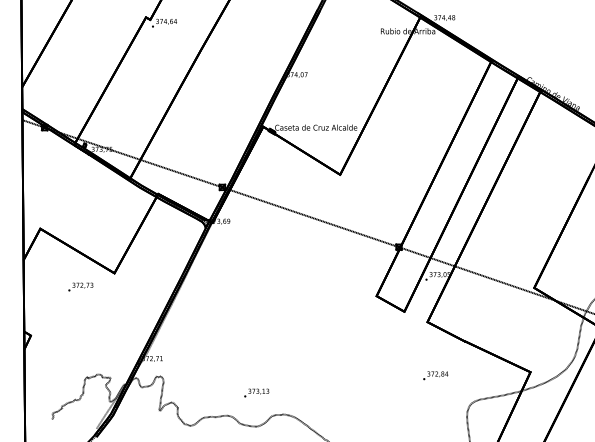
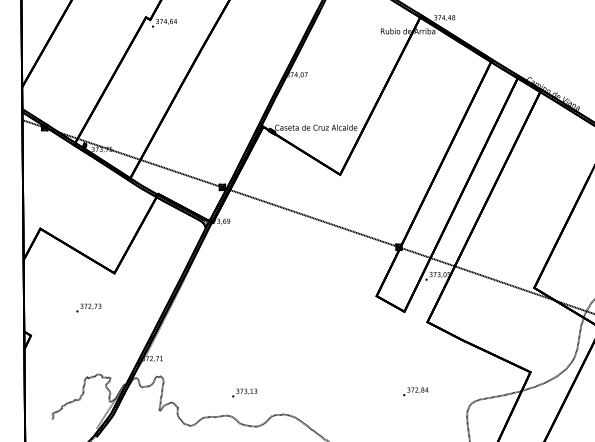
text position: (80, 286) -> (88, 307) (88, 307)
text position: (435, 375) -> (415, 391) (415, 391)
text position: (256, 392) -> (244, 392) (244, 392)
